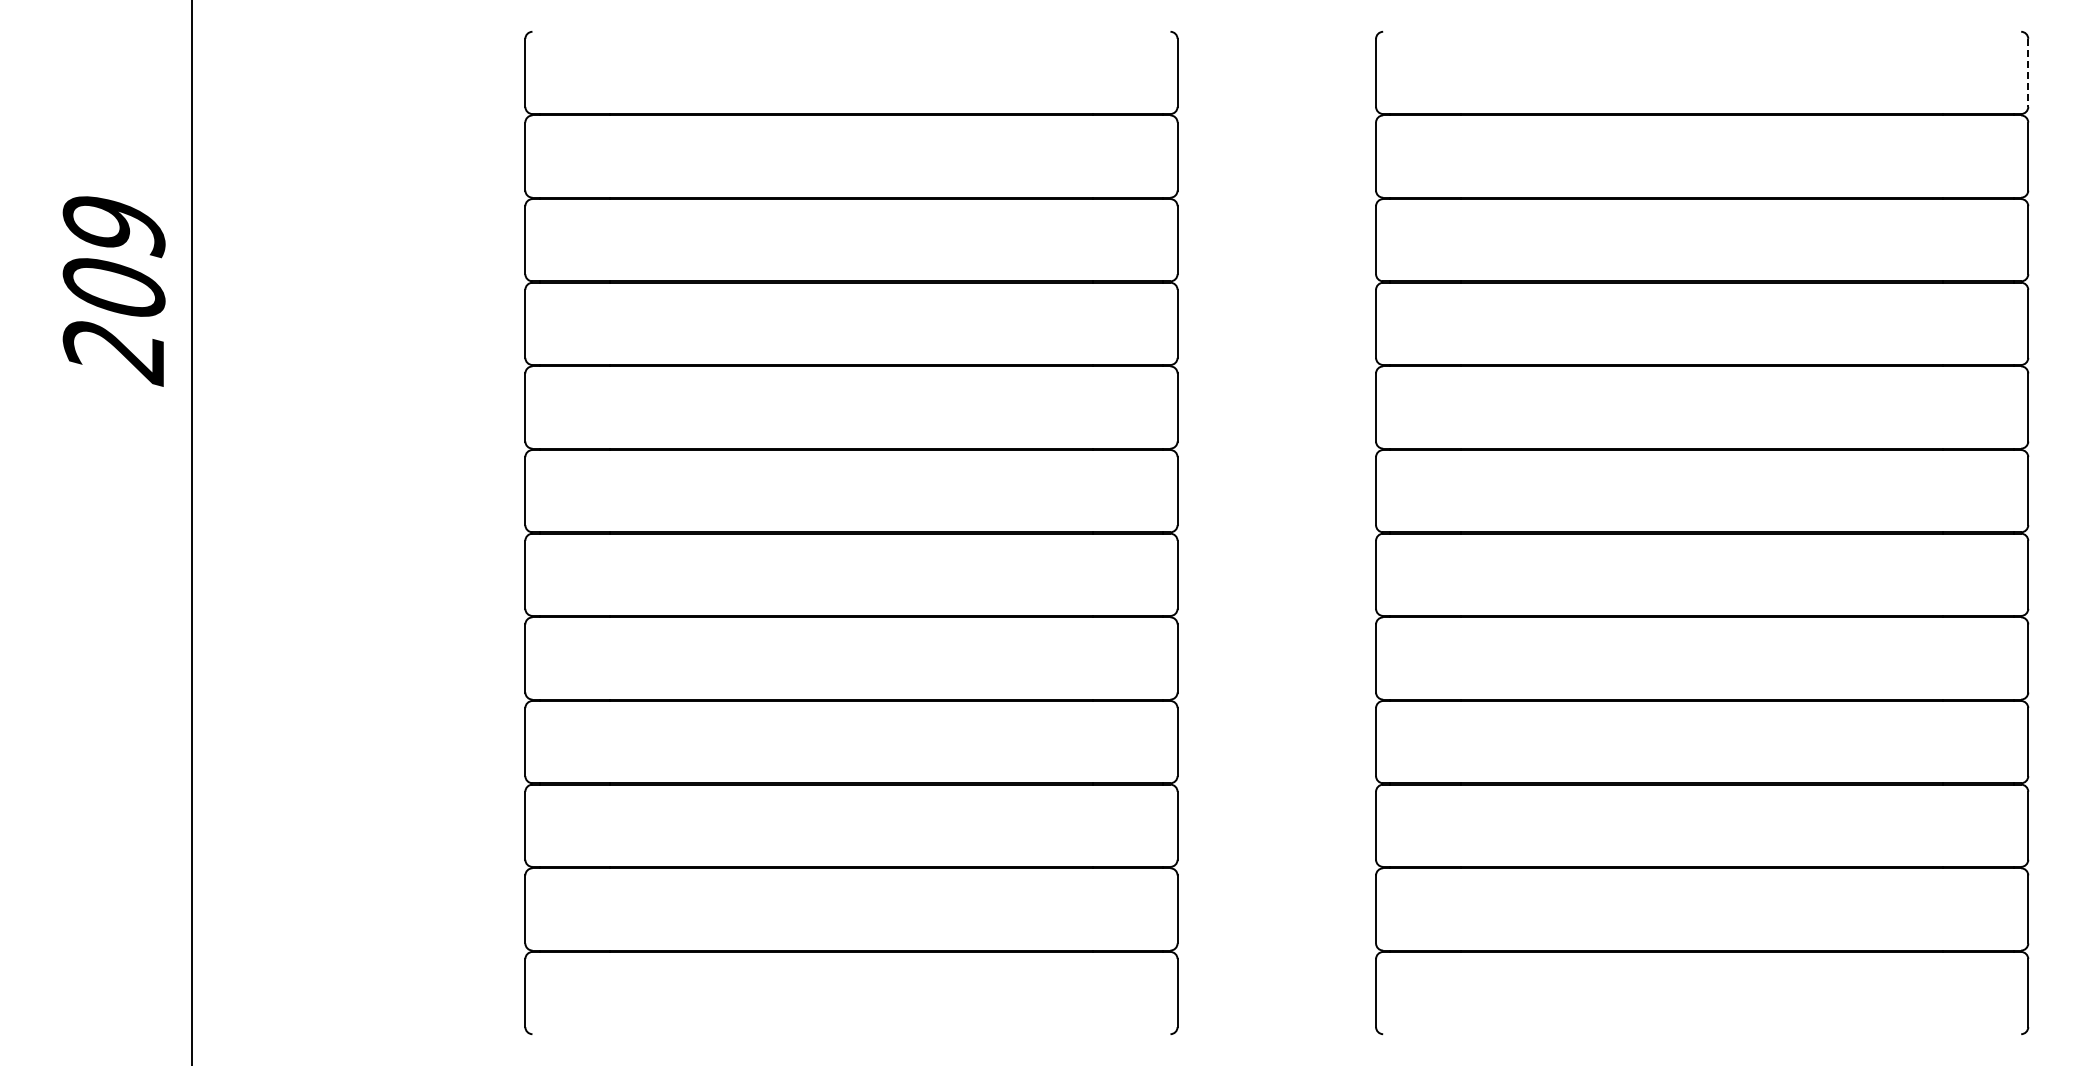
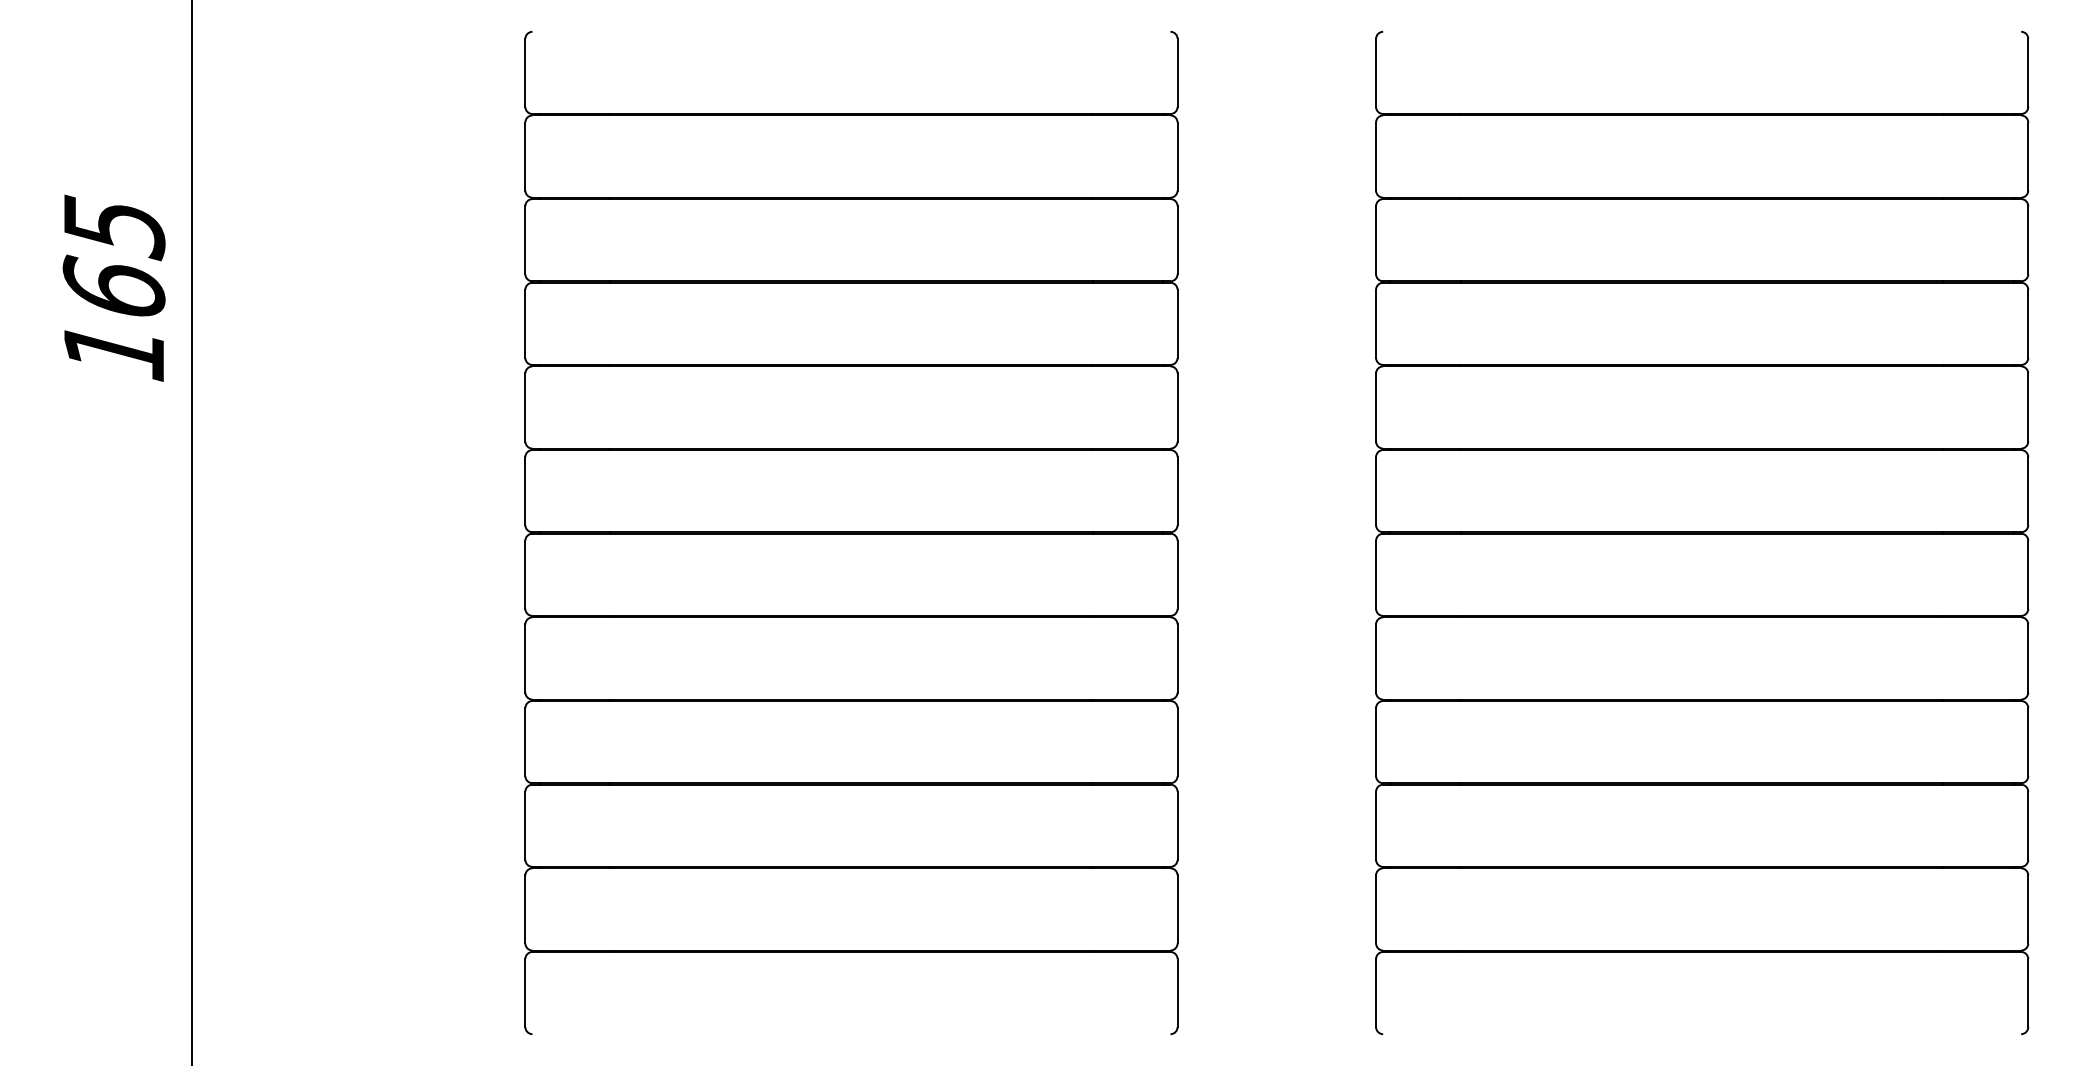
line: dashed -> solid (2028, 73)
text: 209 -> 165 (113, 290)
